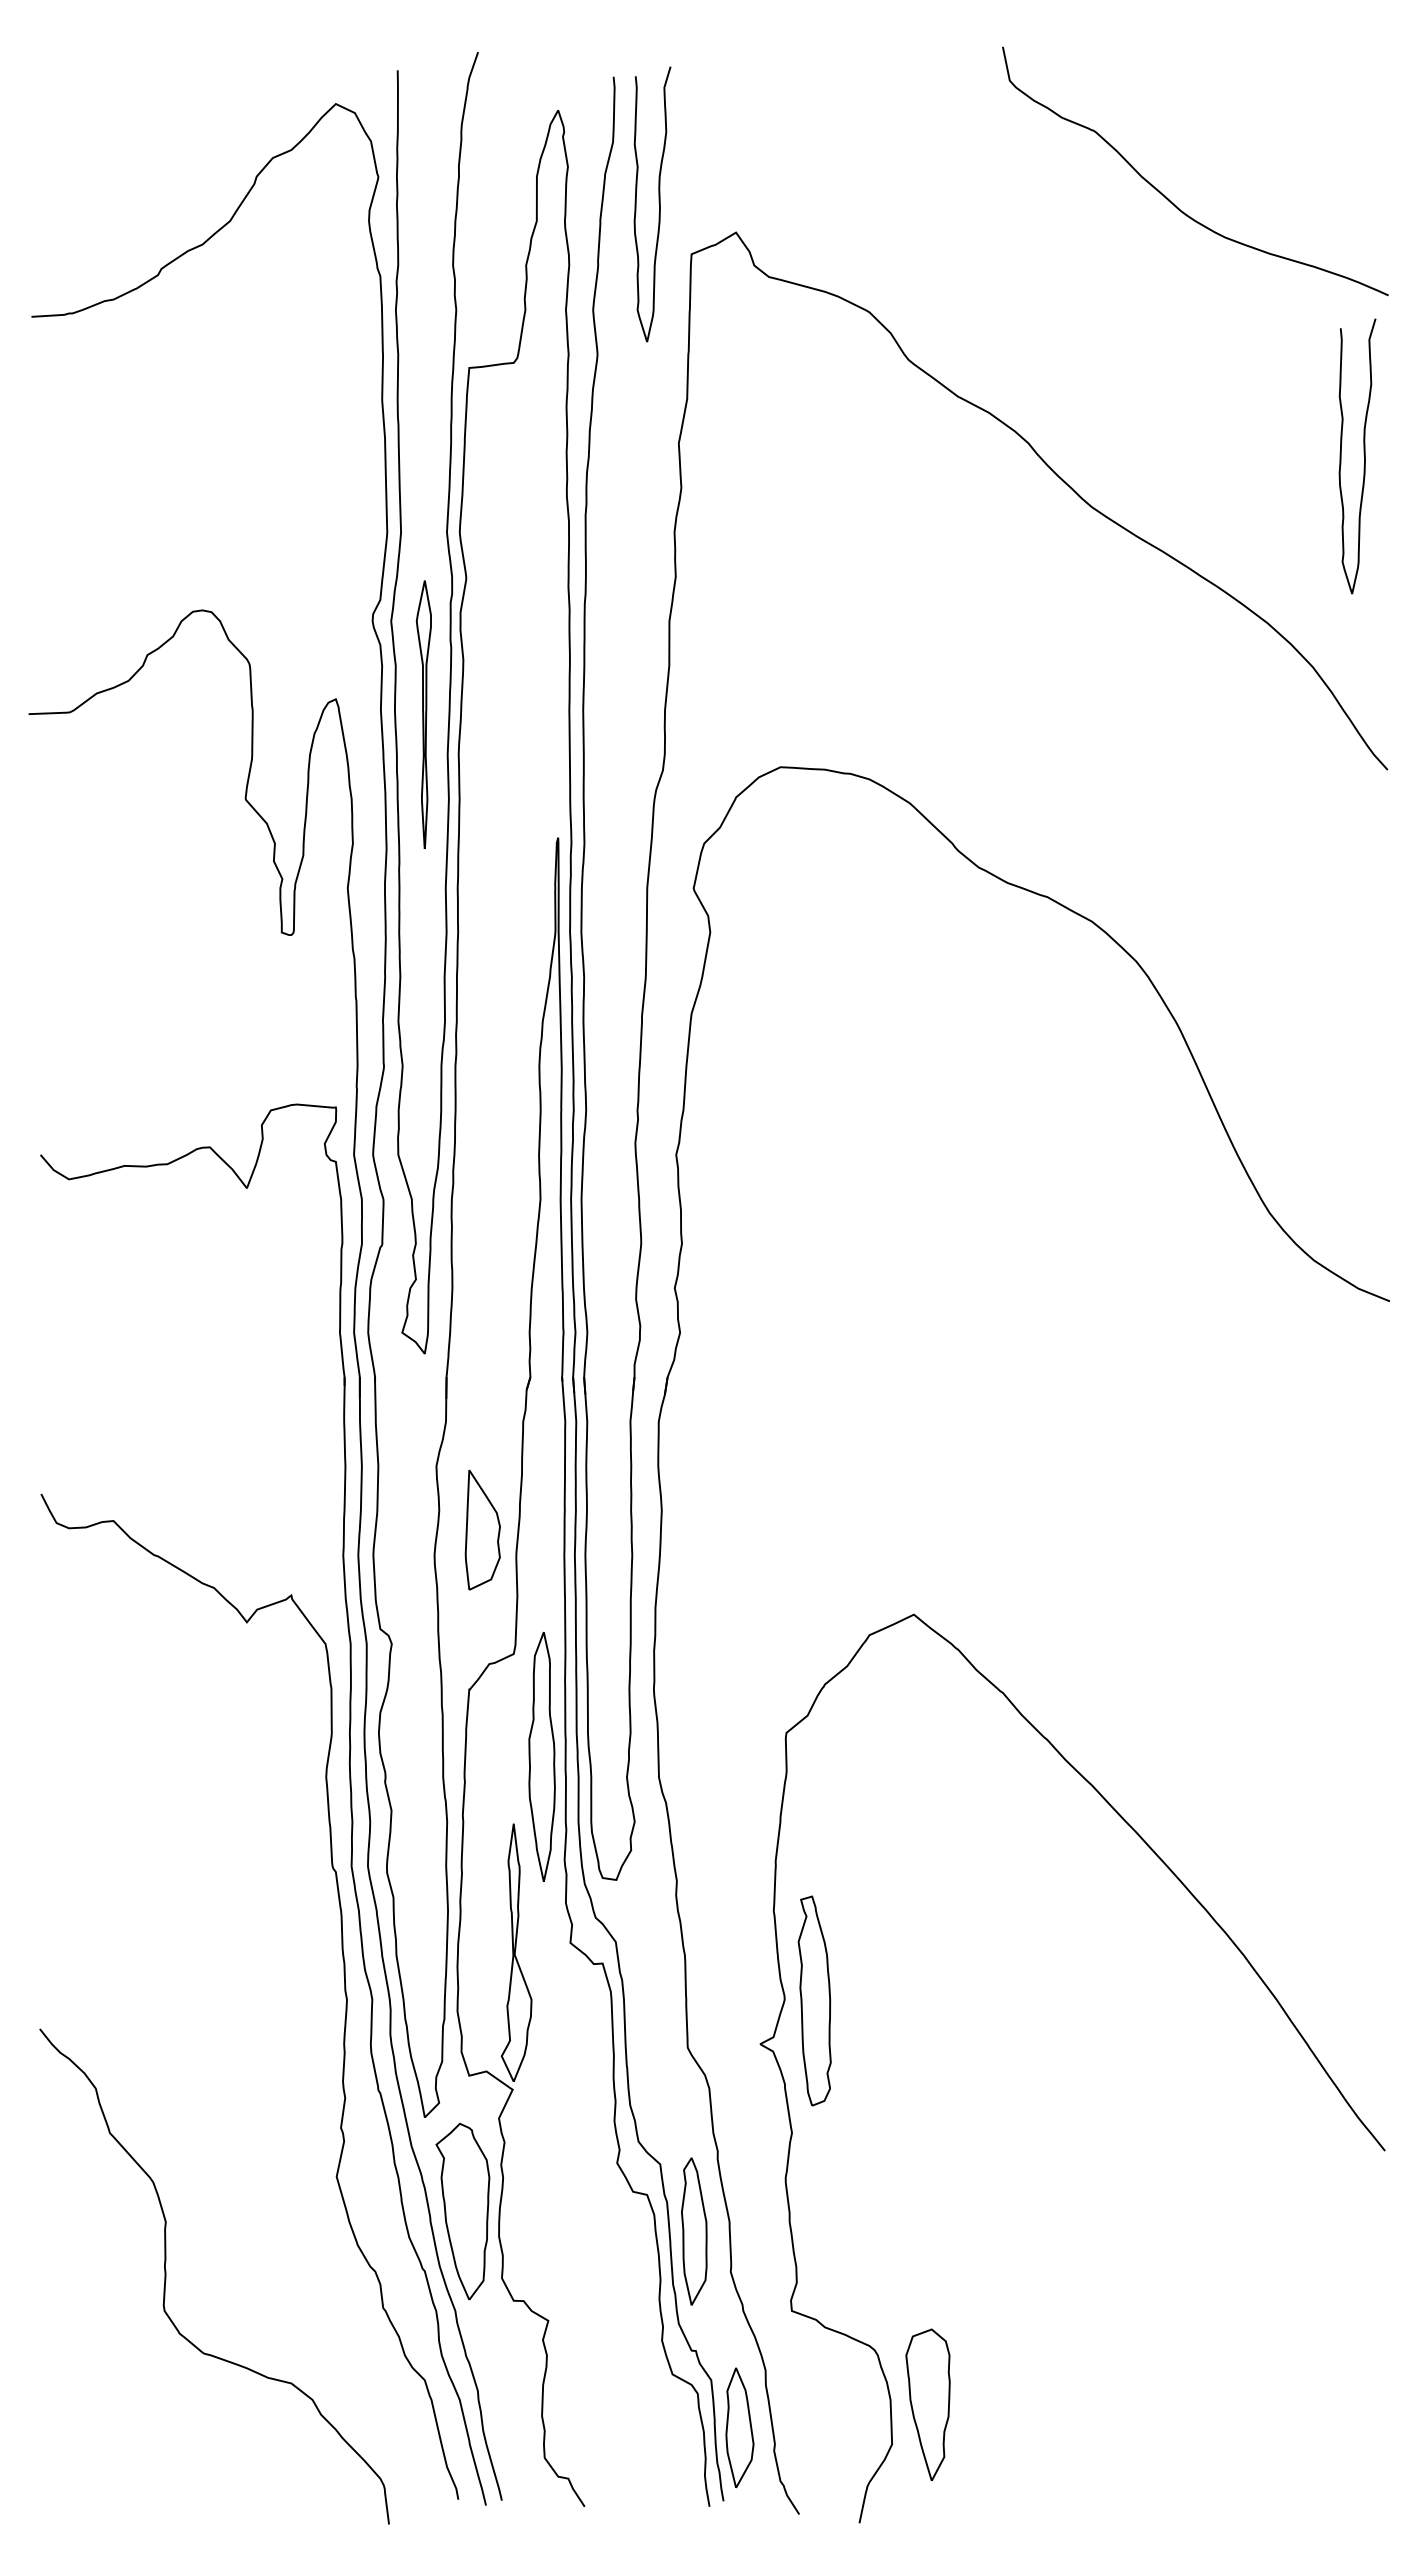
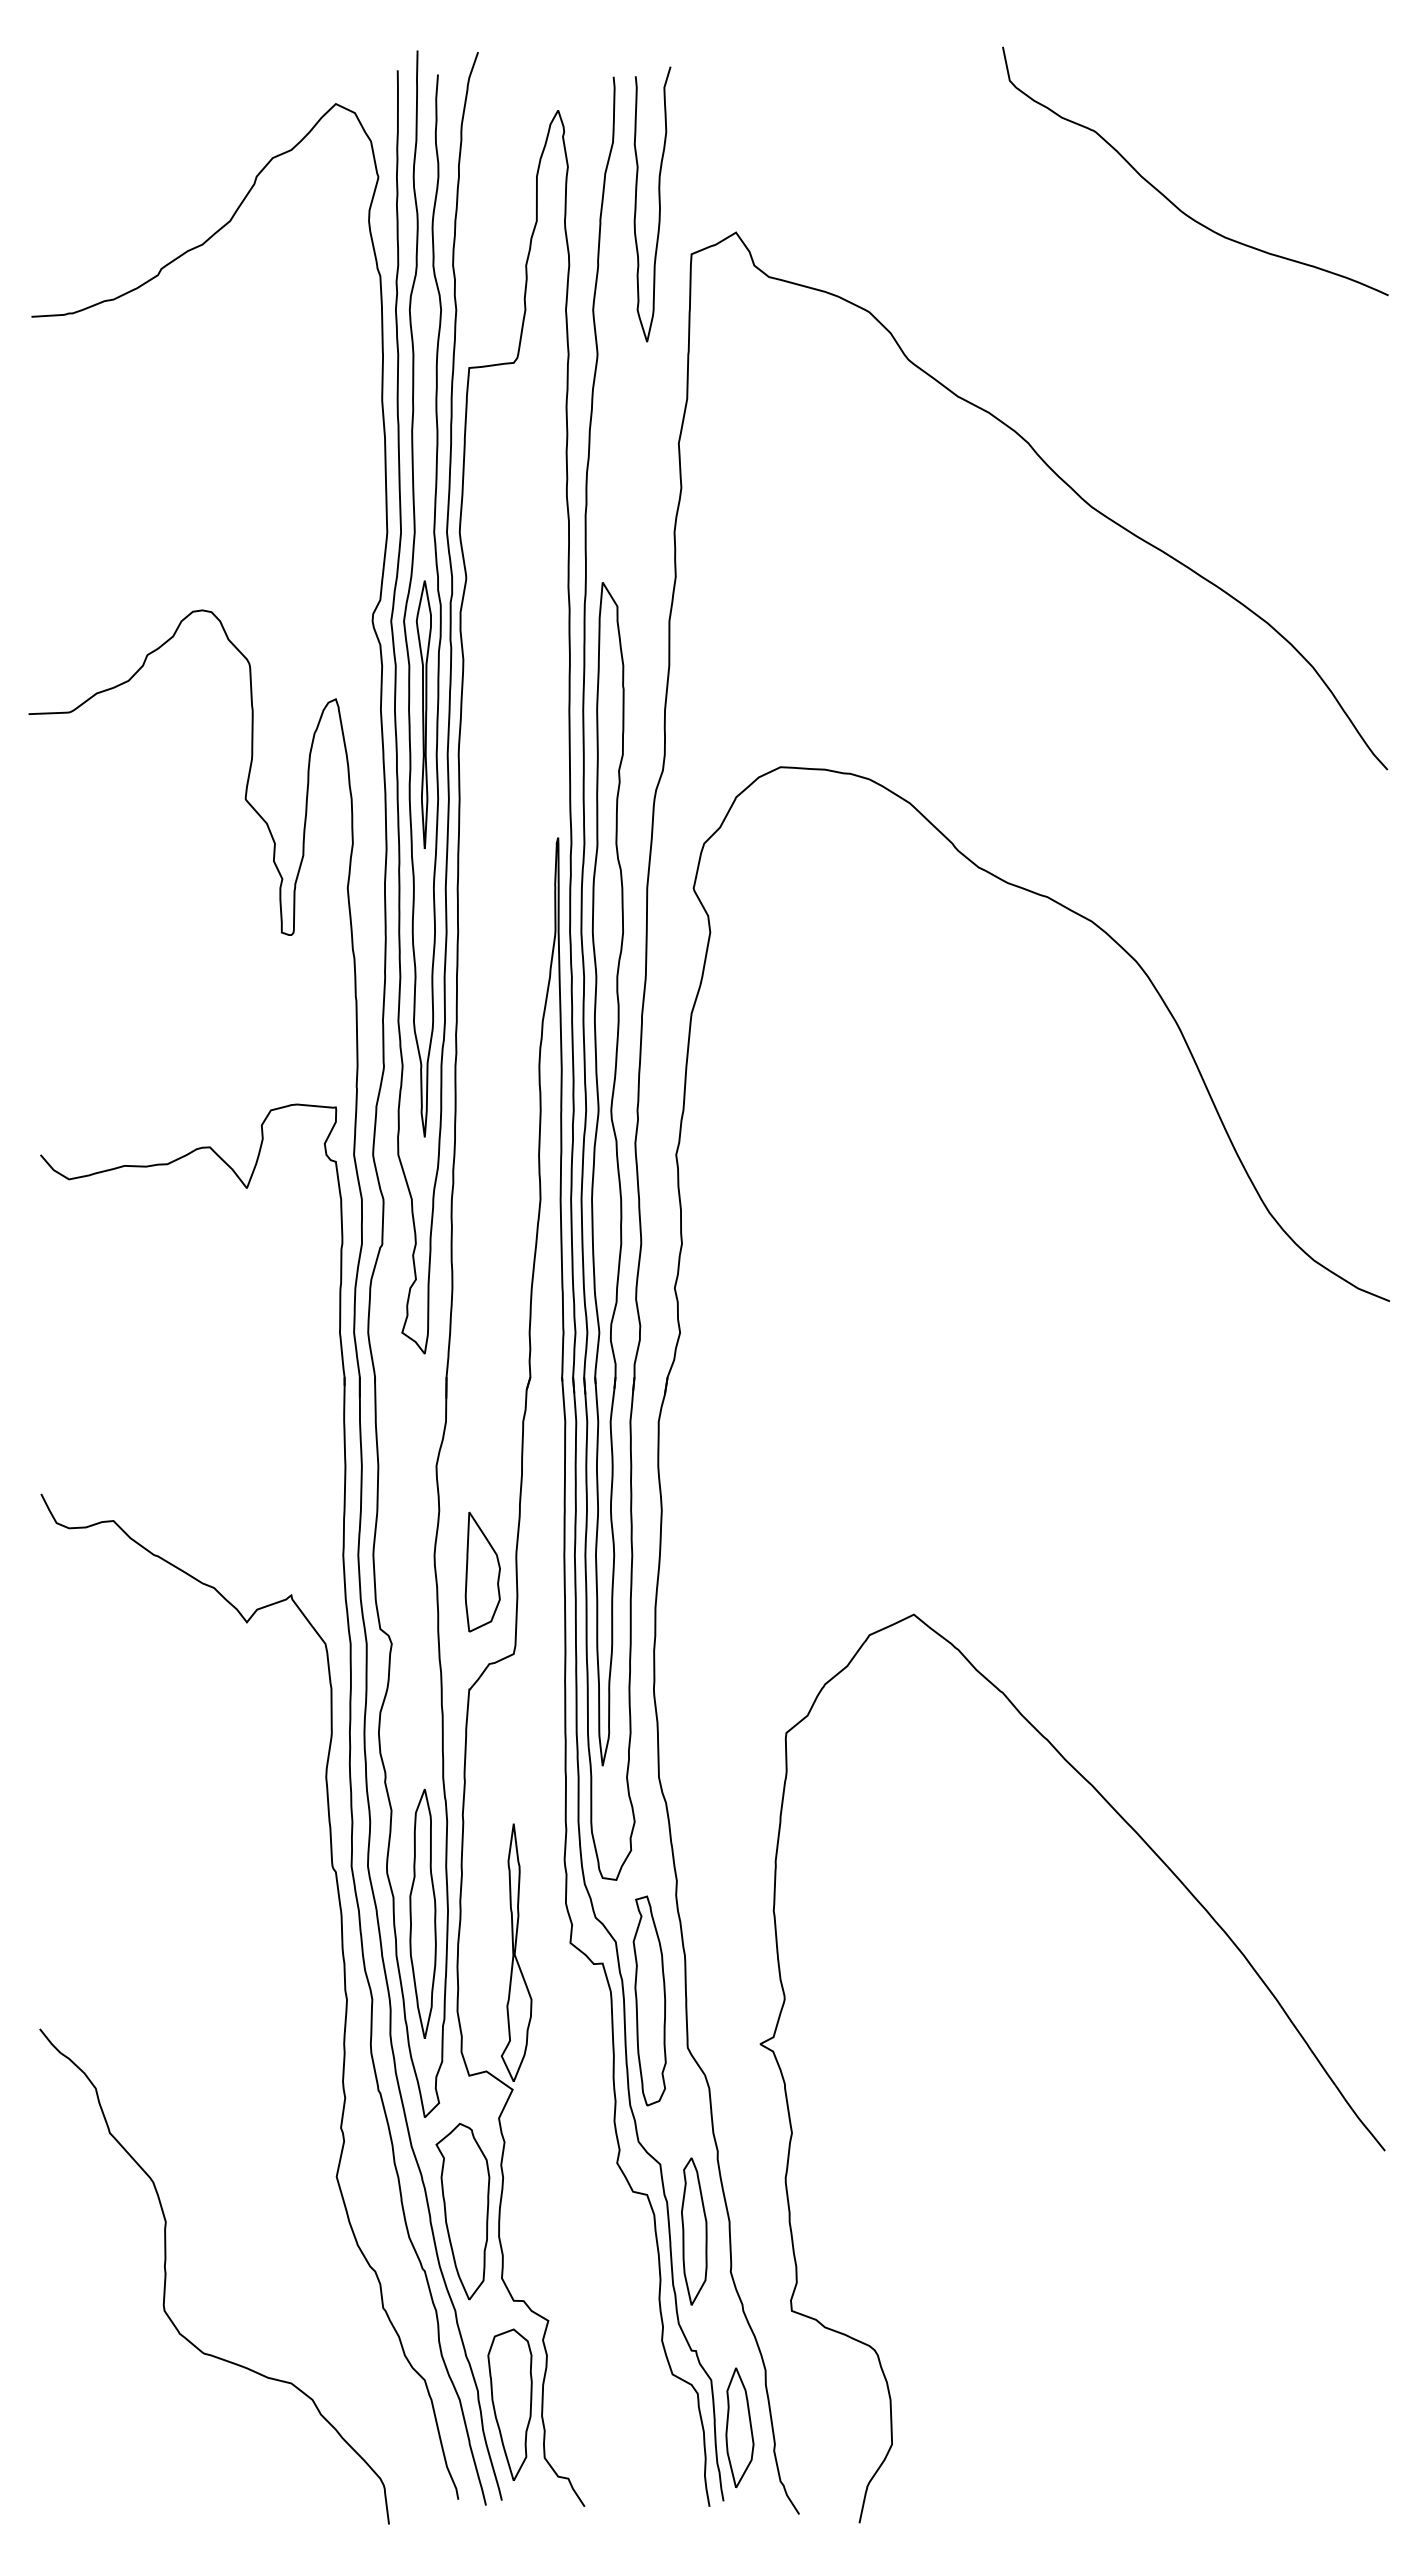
curve: present -> none (1363, 455)
curve: none -> present (410, 590)
part: none -> present (607, 1174)
part position: (482, 1529) -> (482, 1571) (482, 1571)
part position: (541, 1756) -> (422, 1913) (422, 1913)
part position: (814, 2000) -> (649, 2000) (649, 2000)
part position: (927, 2404) -> (509, 2404) (509, 2404)
